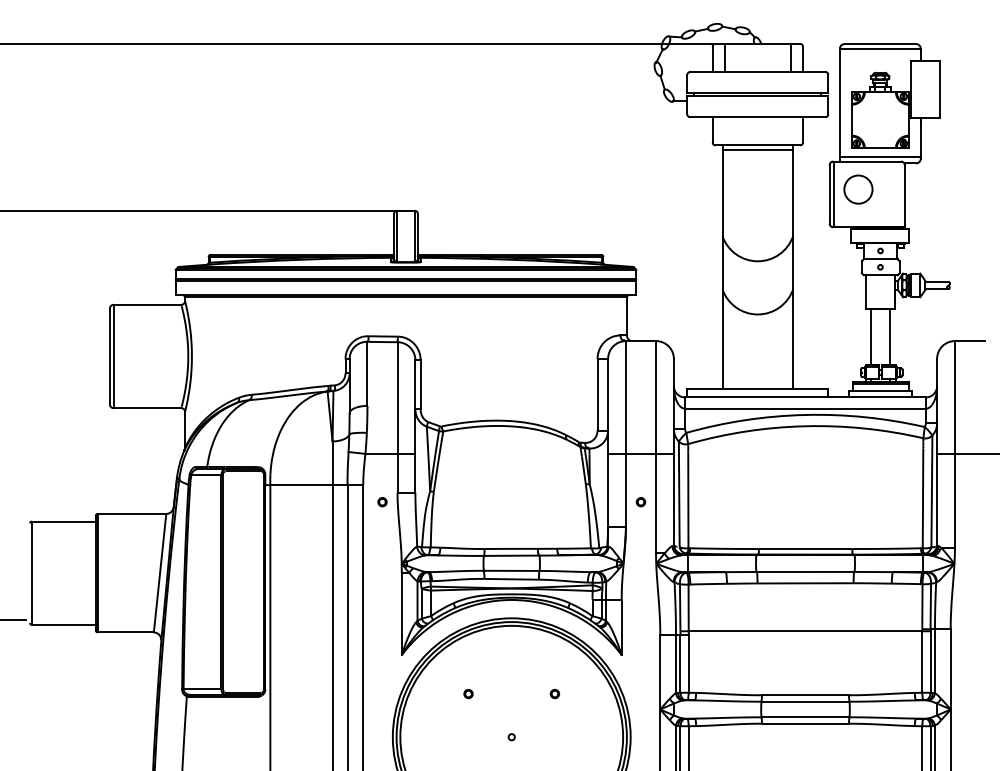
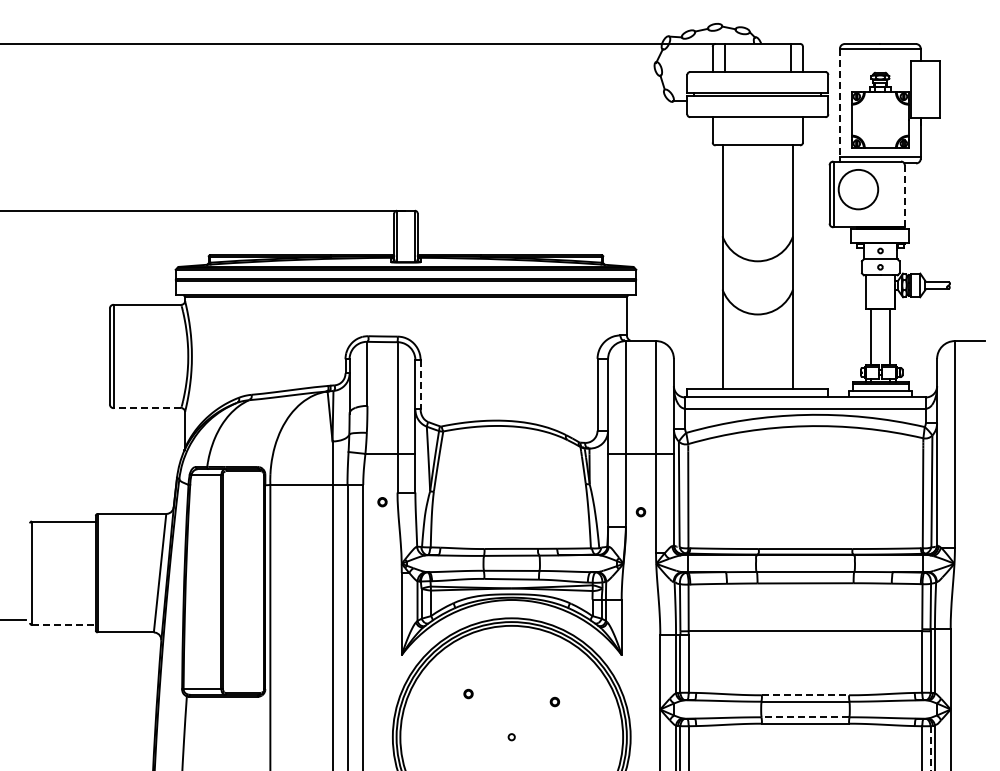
line: solid -> dashed (839, 103)
line: present -> none (757, 150)
circle diameter: 28 px -> 39 px (858, 189)
line: solid -> dashed (904, 196)
line: solid -> dashed (420, 384)
line: solid -> dashed (147, 408)
line: present -> none (966, 453)
part position: (640, 502) -> (640, 512) (640, 512)
line: solid -> dashed (63, 624)
part position: (554, 693) -> (554, 701) (554, 701)
line: solid -> dashed (805, 695)
line: solid -> dashed (805, 717)
line: solid -> dashed (930, 748)
